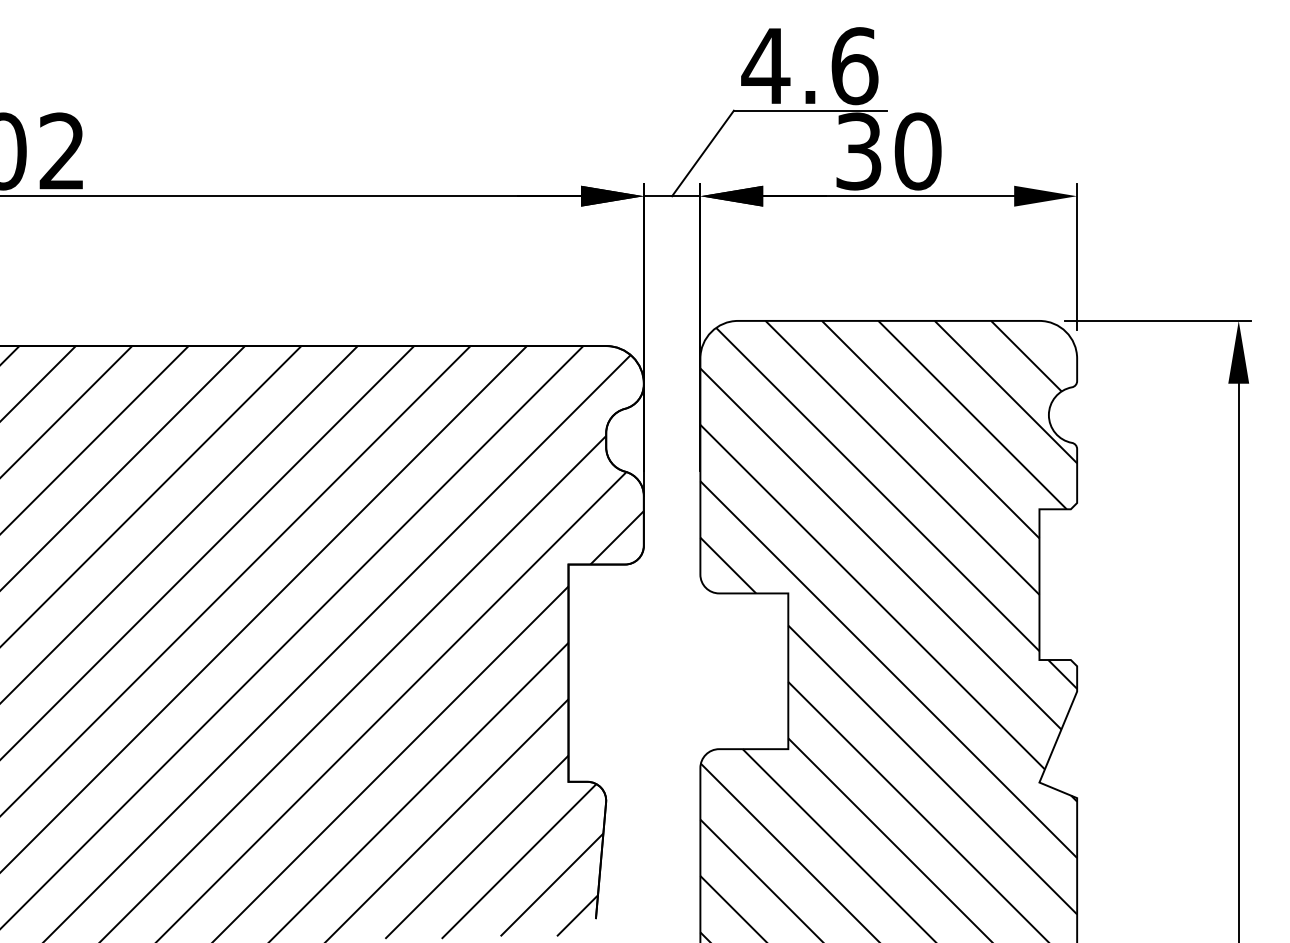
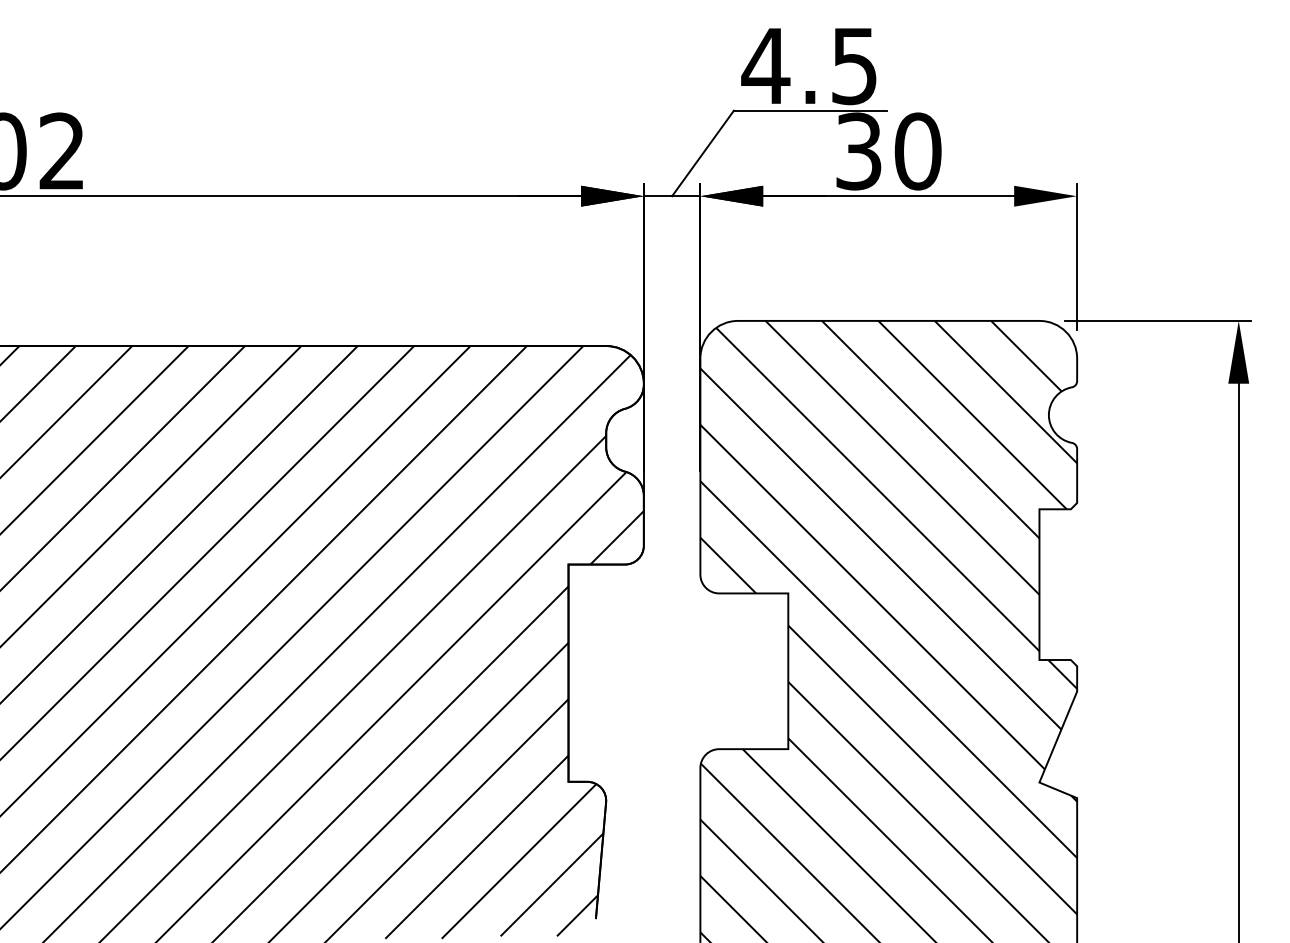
text: 4.6 -> 4.5 (854, 66)
